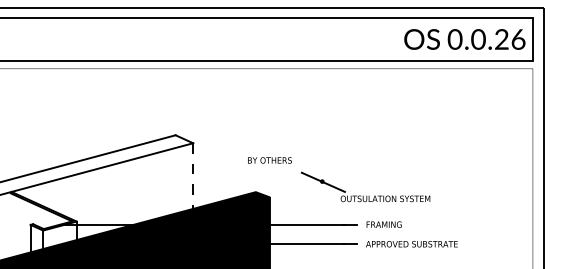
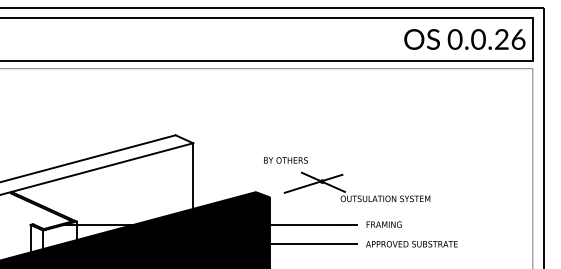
text position: (269, 160) -> (285, 160) (285, 160)
line: dashed -> solid (193, 176)
line: none -> present (313, 183)
